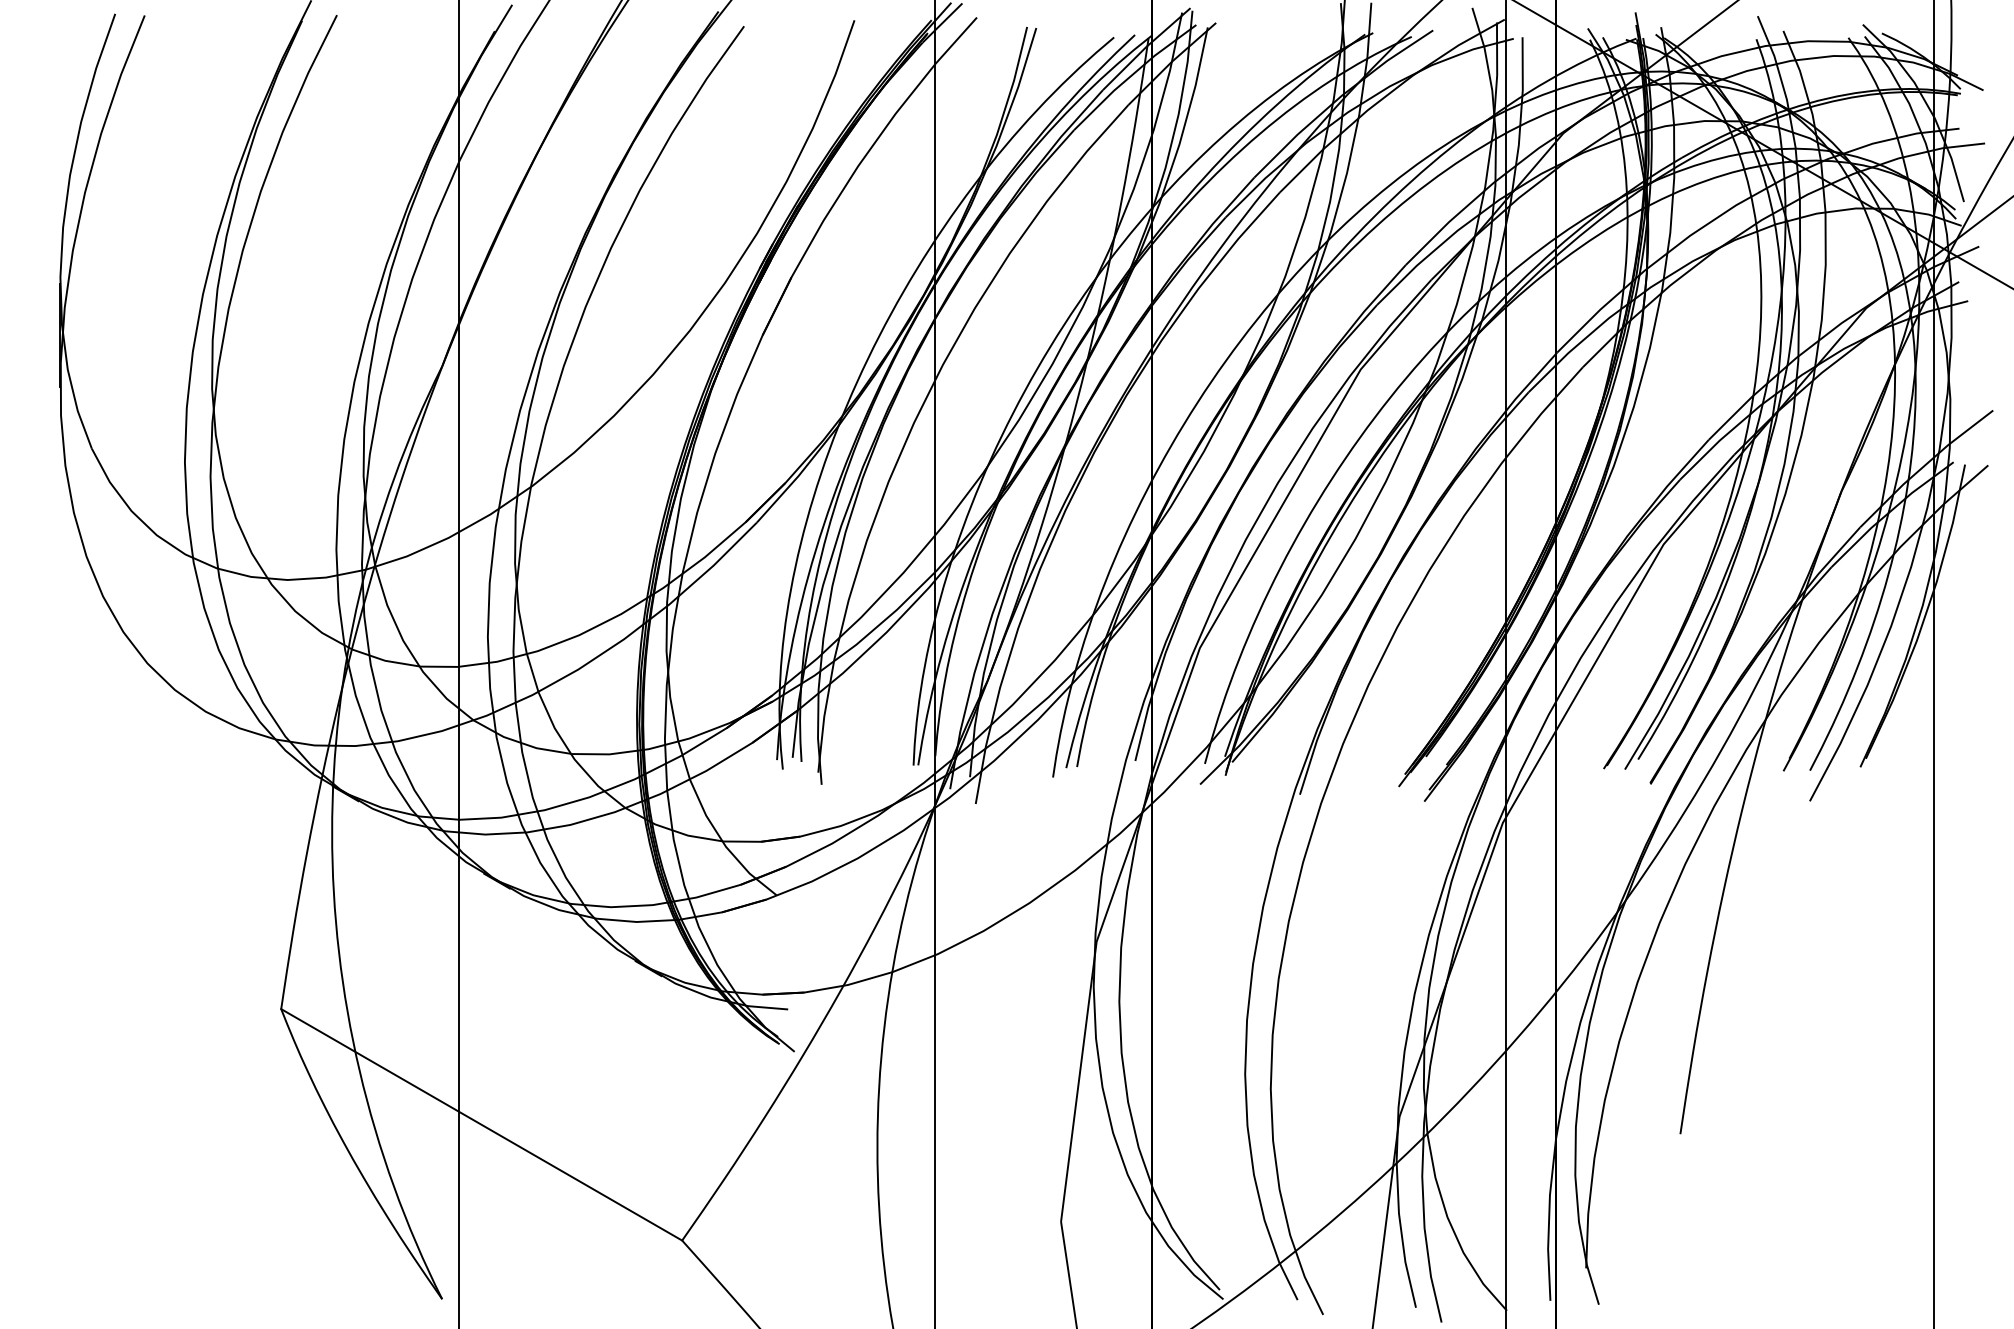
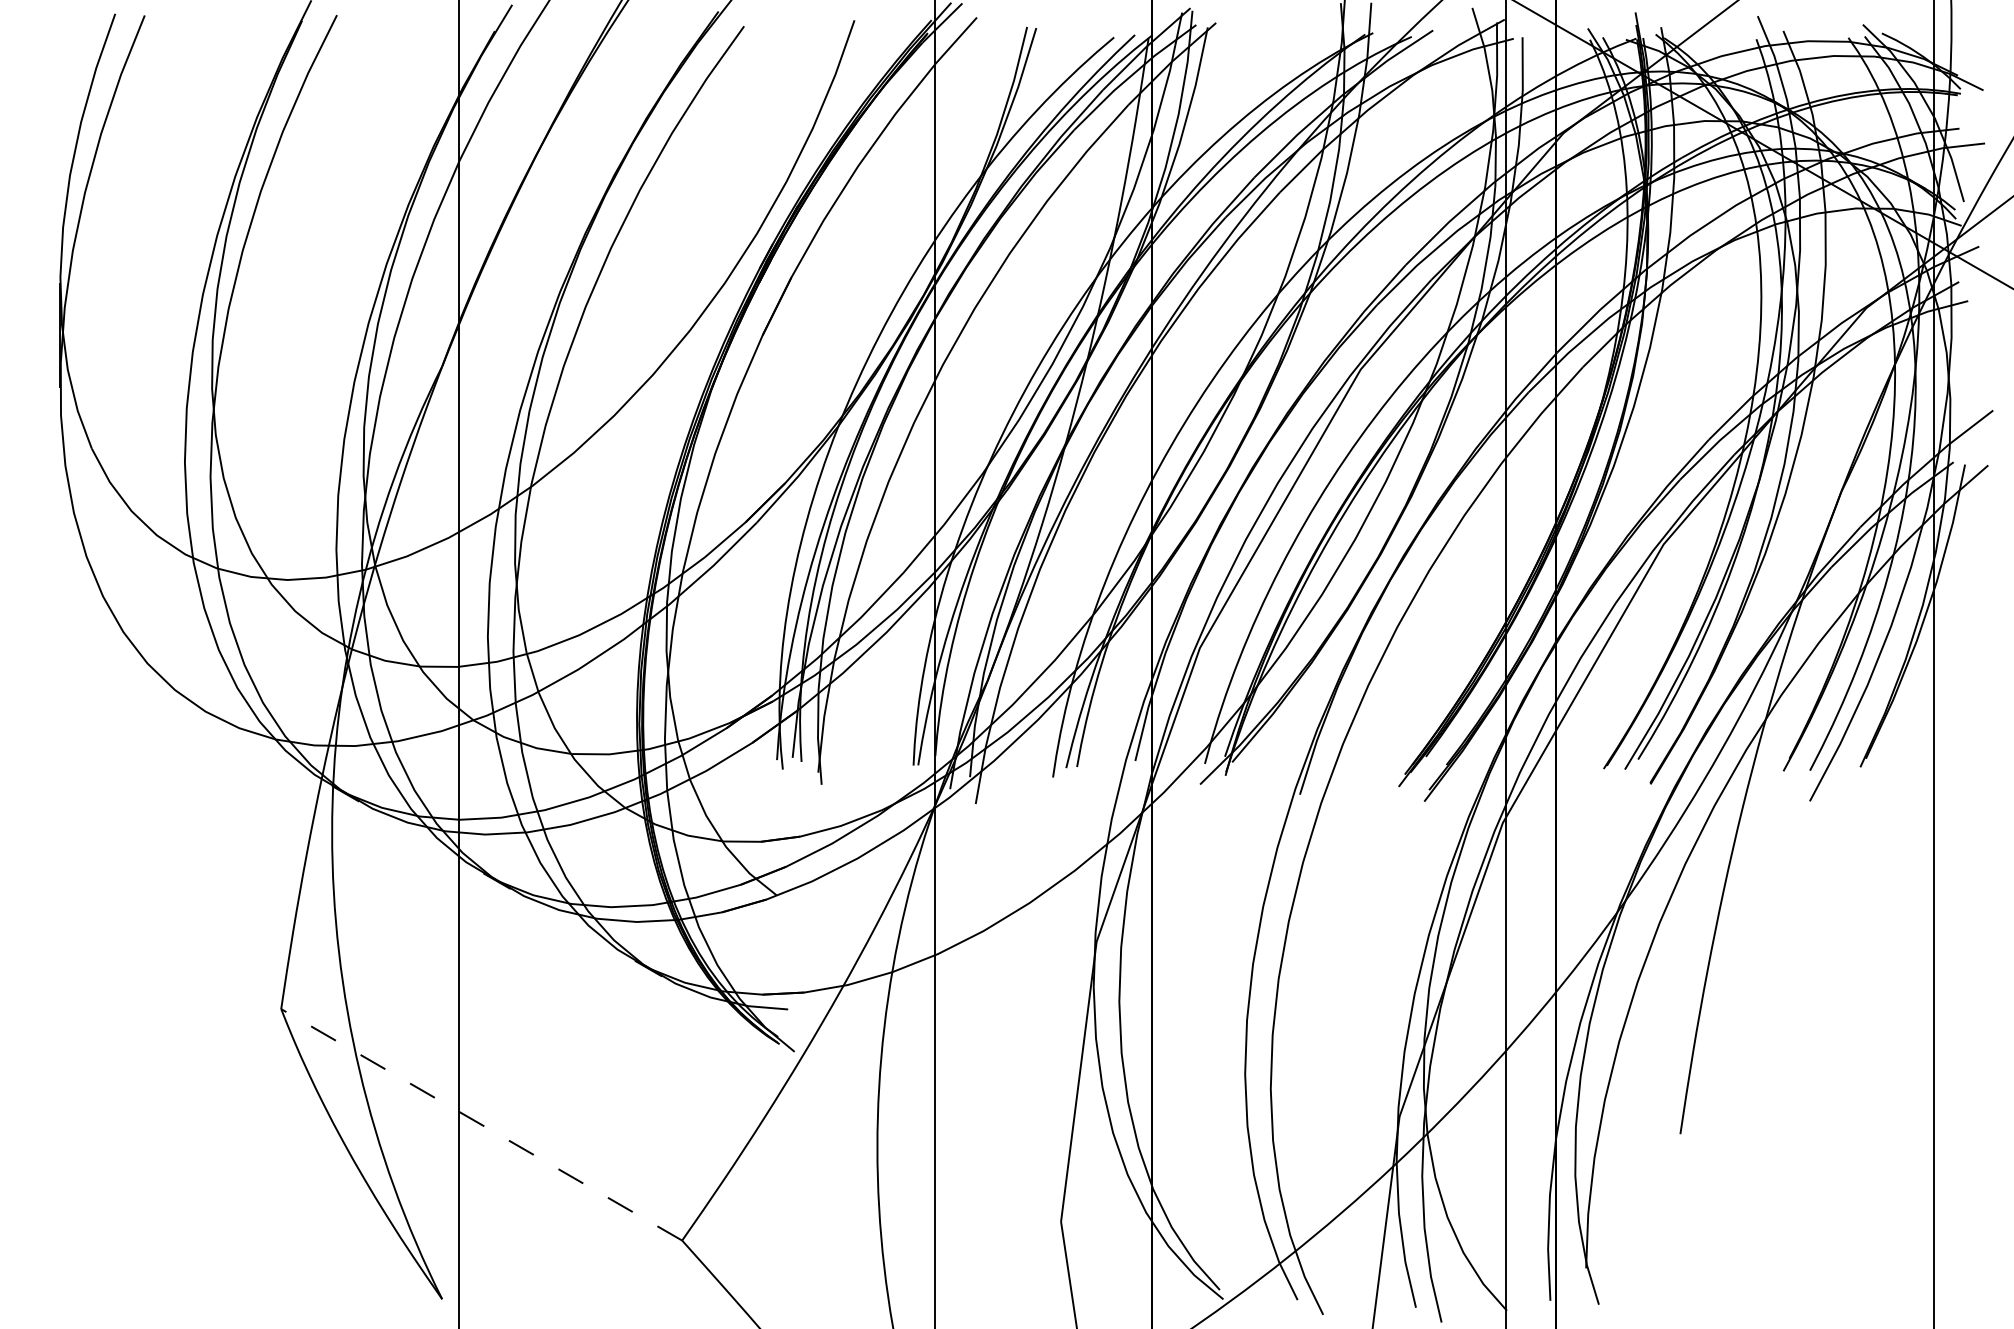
line: solid -> dashed (481, 1124)
